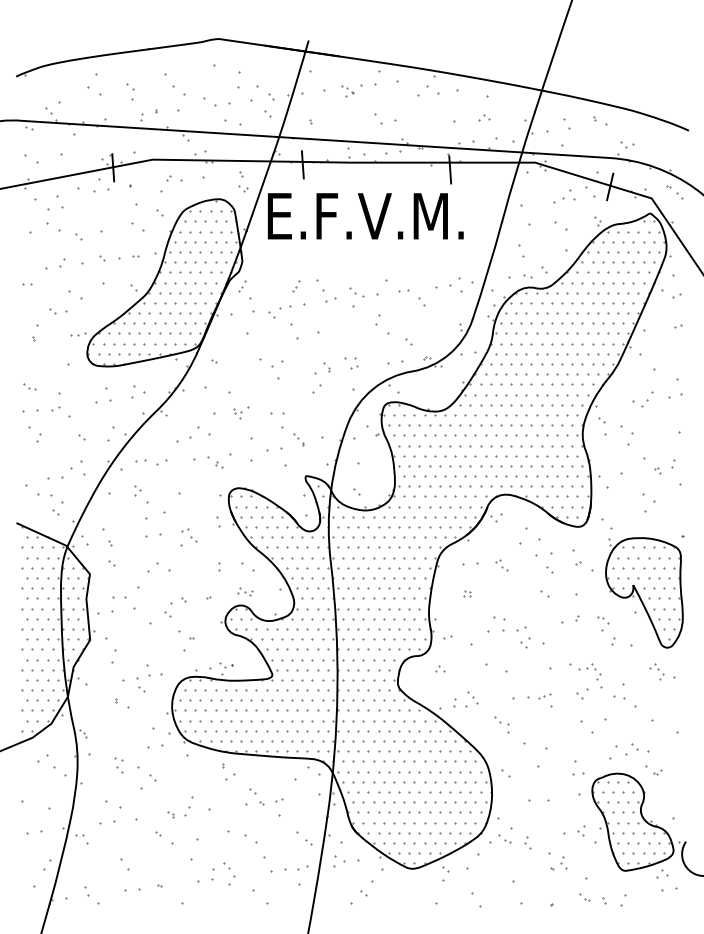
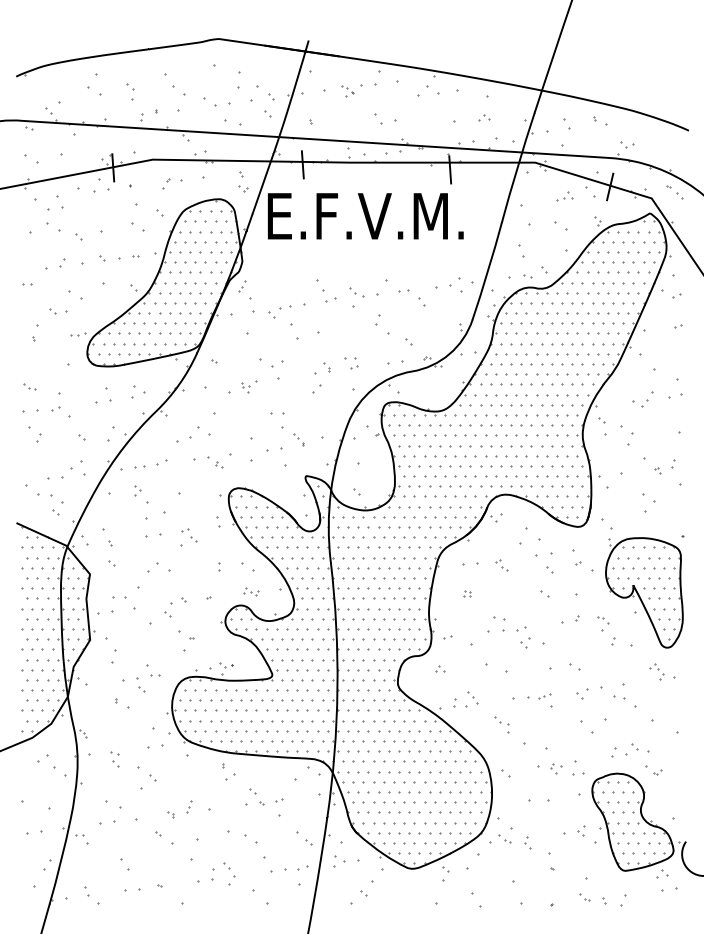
part size: 12x18 px -> 9x12 px (166, 183)
part size: 23x15 px -> 18x11 px (564, 196)
part: present -> none (296, 286)
part position: (241, 412) -> (249, 386) (249, 386)
part position: (140, 460) -> (139, 466) (139, 466)
part position: (245, 591) -> (251, 591) (251, 591)
part: present -> none (593, 671)
part size: 15x4 px -> 11x3 px (155, 675)
part size: 9x15 px -> 6x11 px (613, 752)
part position: (118, 765) -> (114, 759) (114, 759)
part: none -> present (556, 768)
part size: 10x21 px -> 7x14 px (189, 806)
part: present -> none (563, 862)
